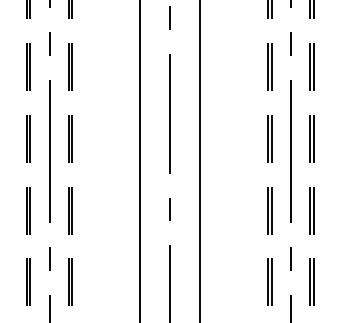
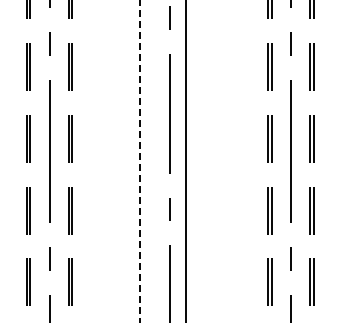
line position: (200, 160) -> (186, 160) (186, 160)
line: solid -> dashed (140, 161)
